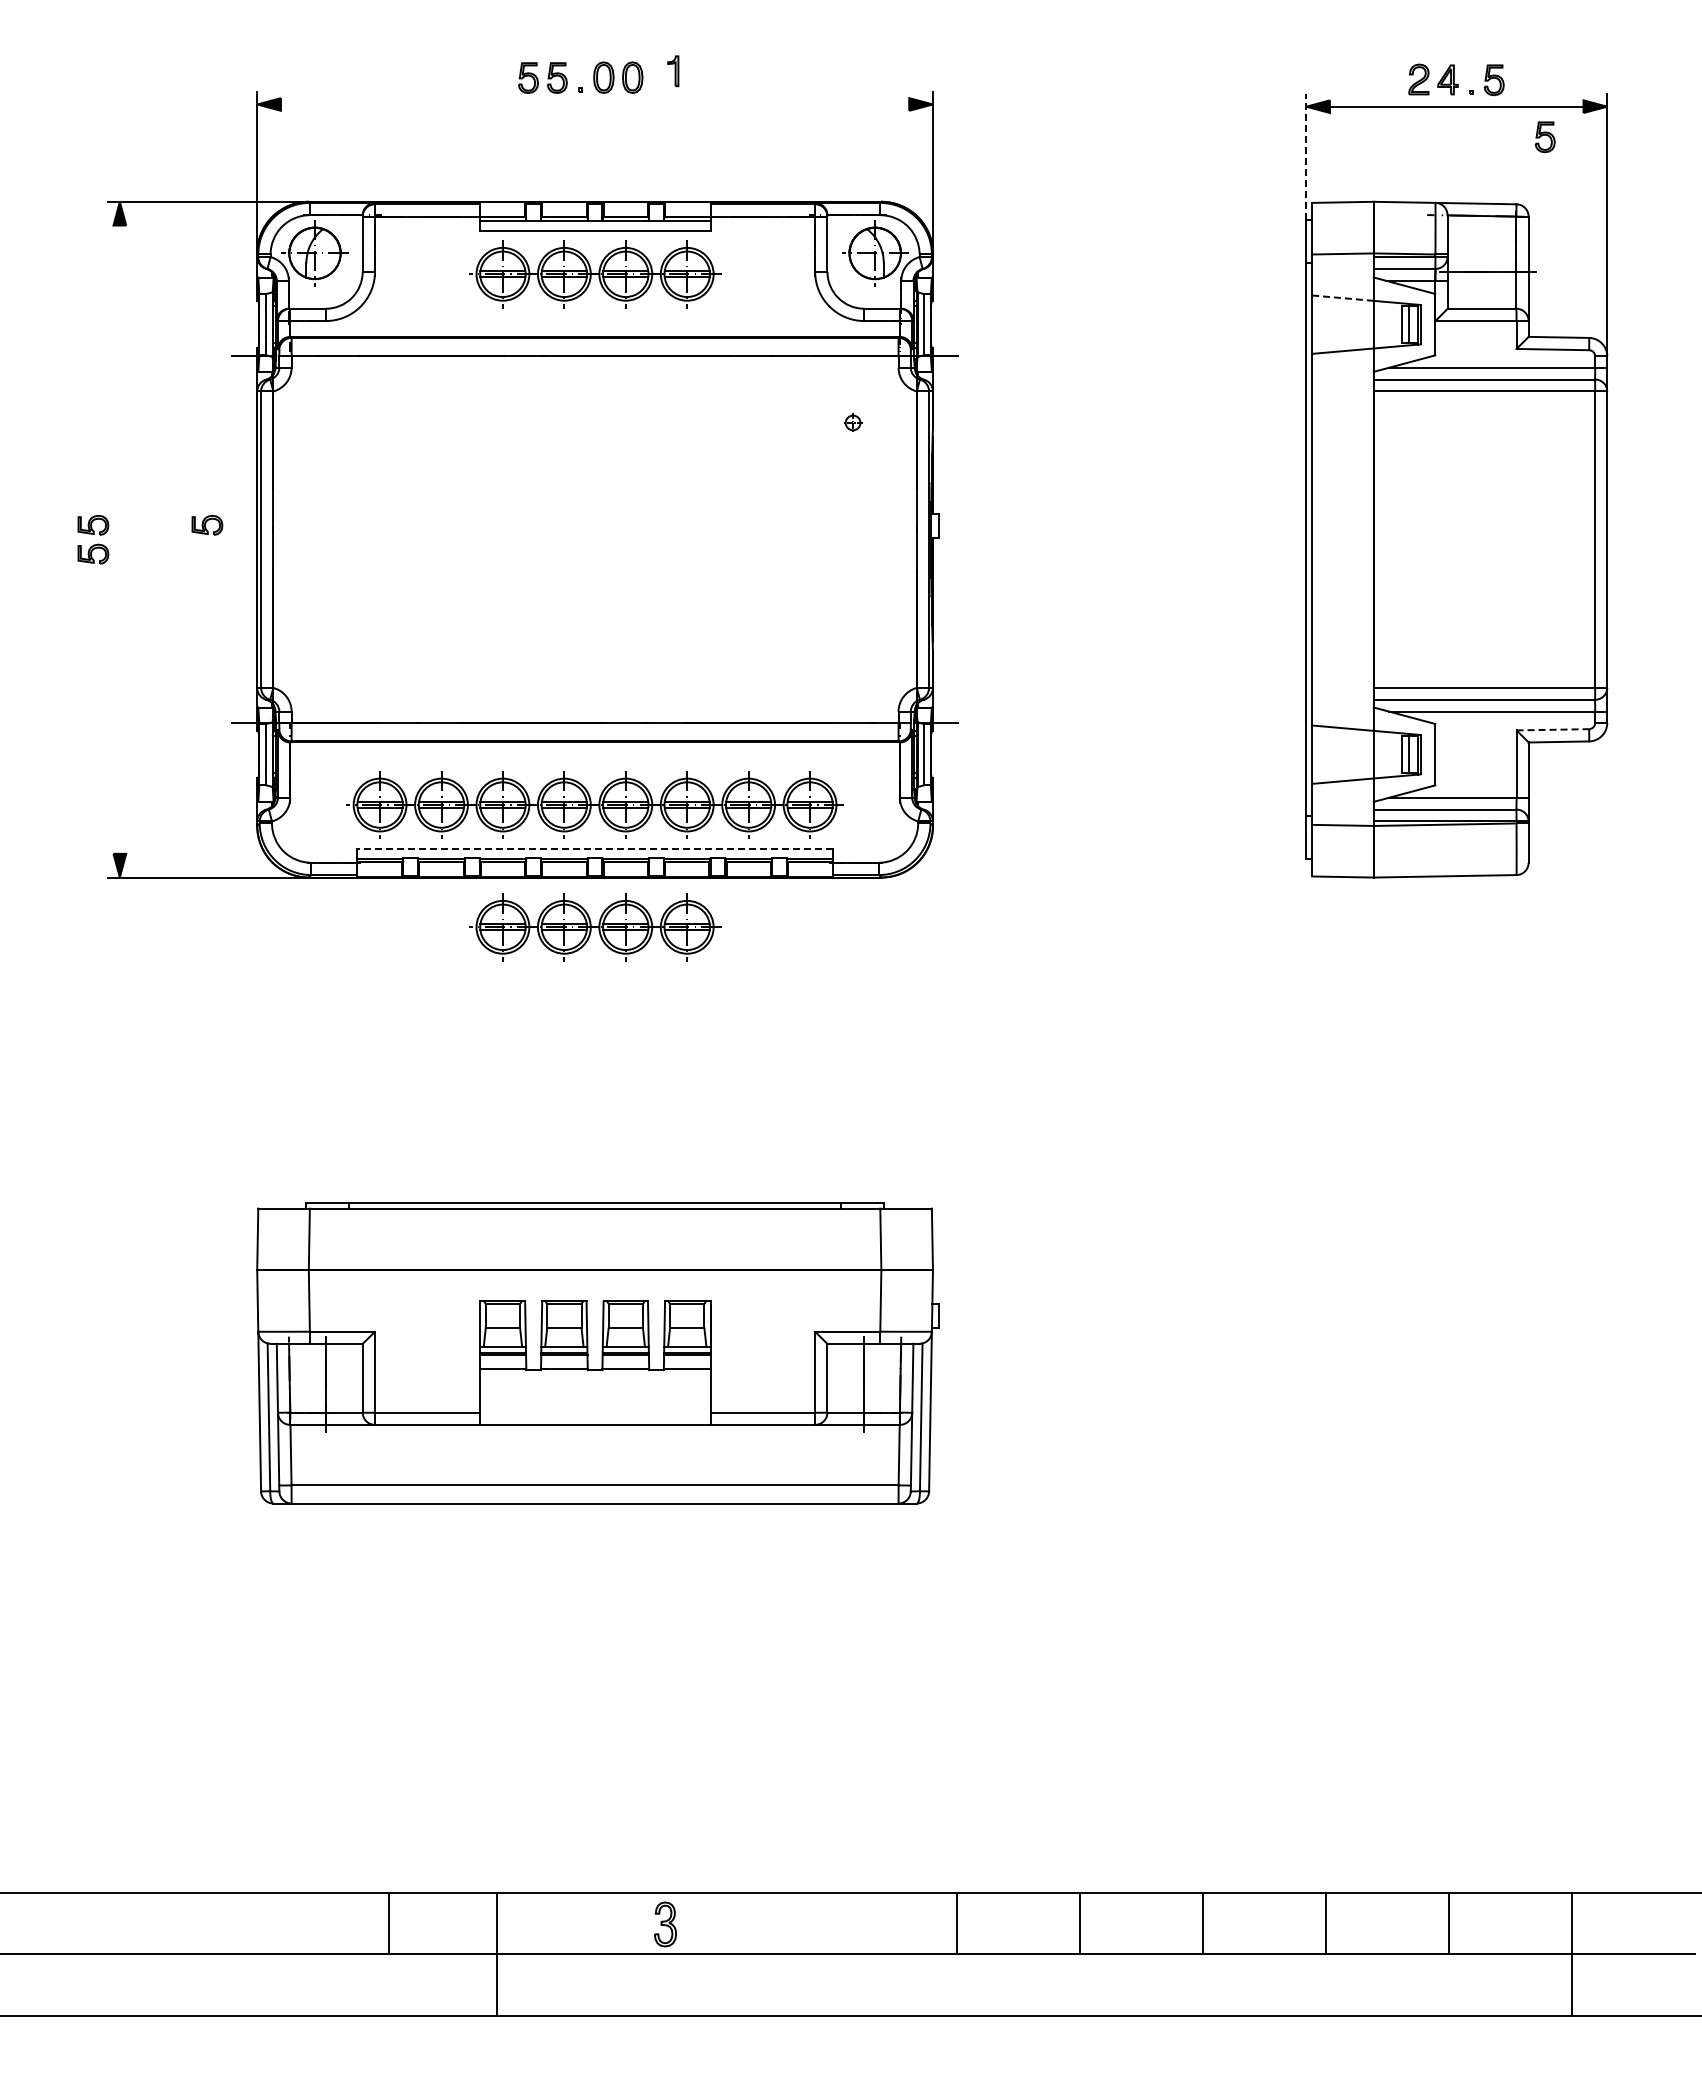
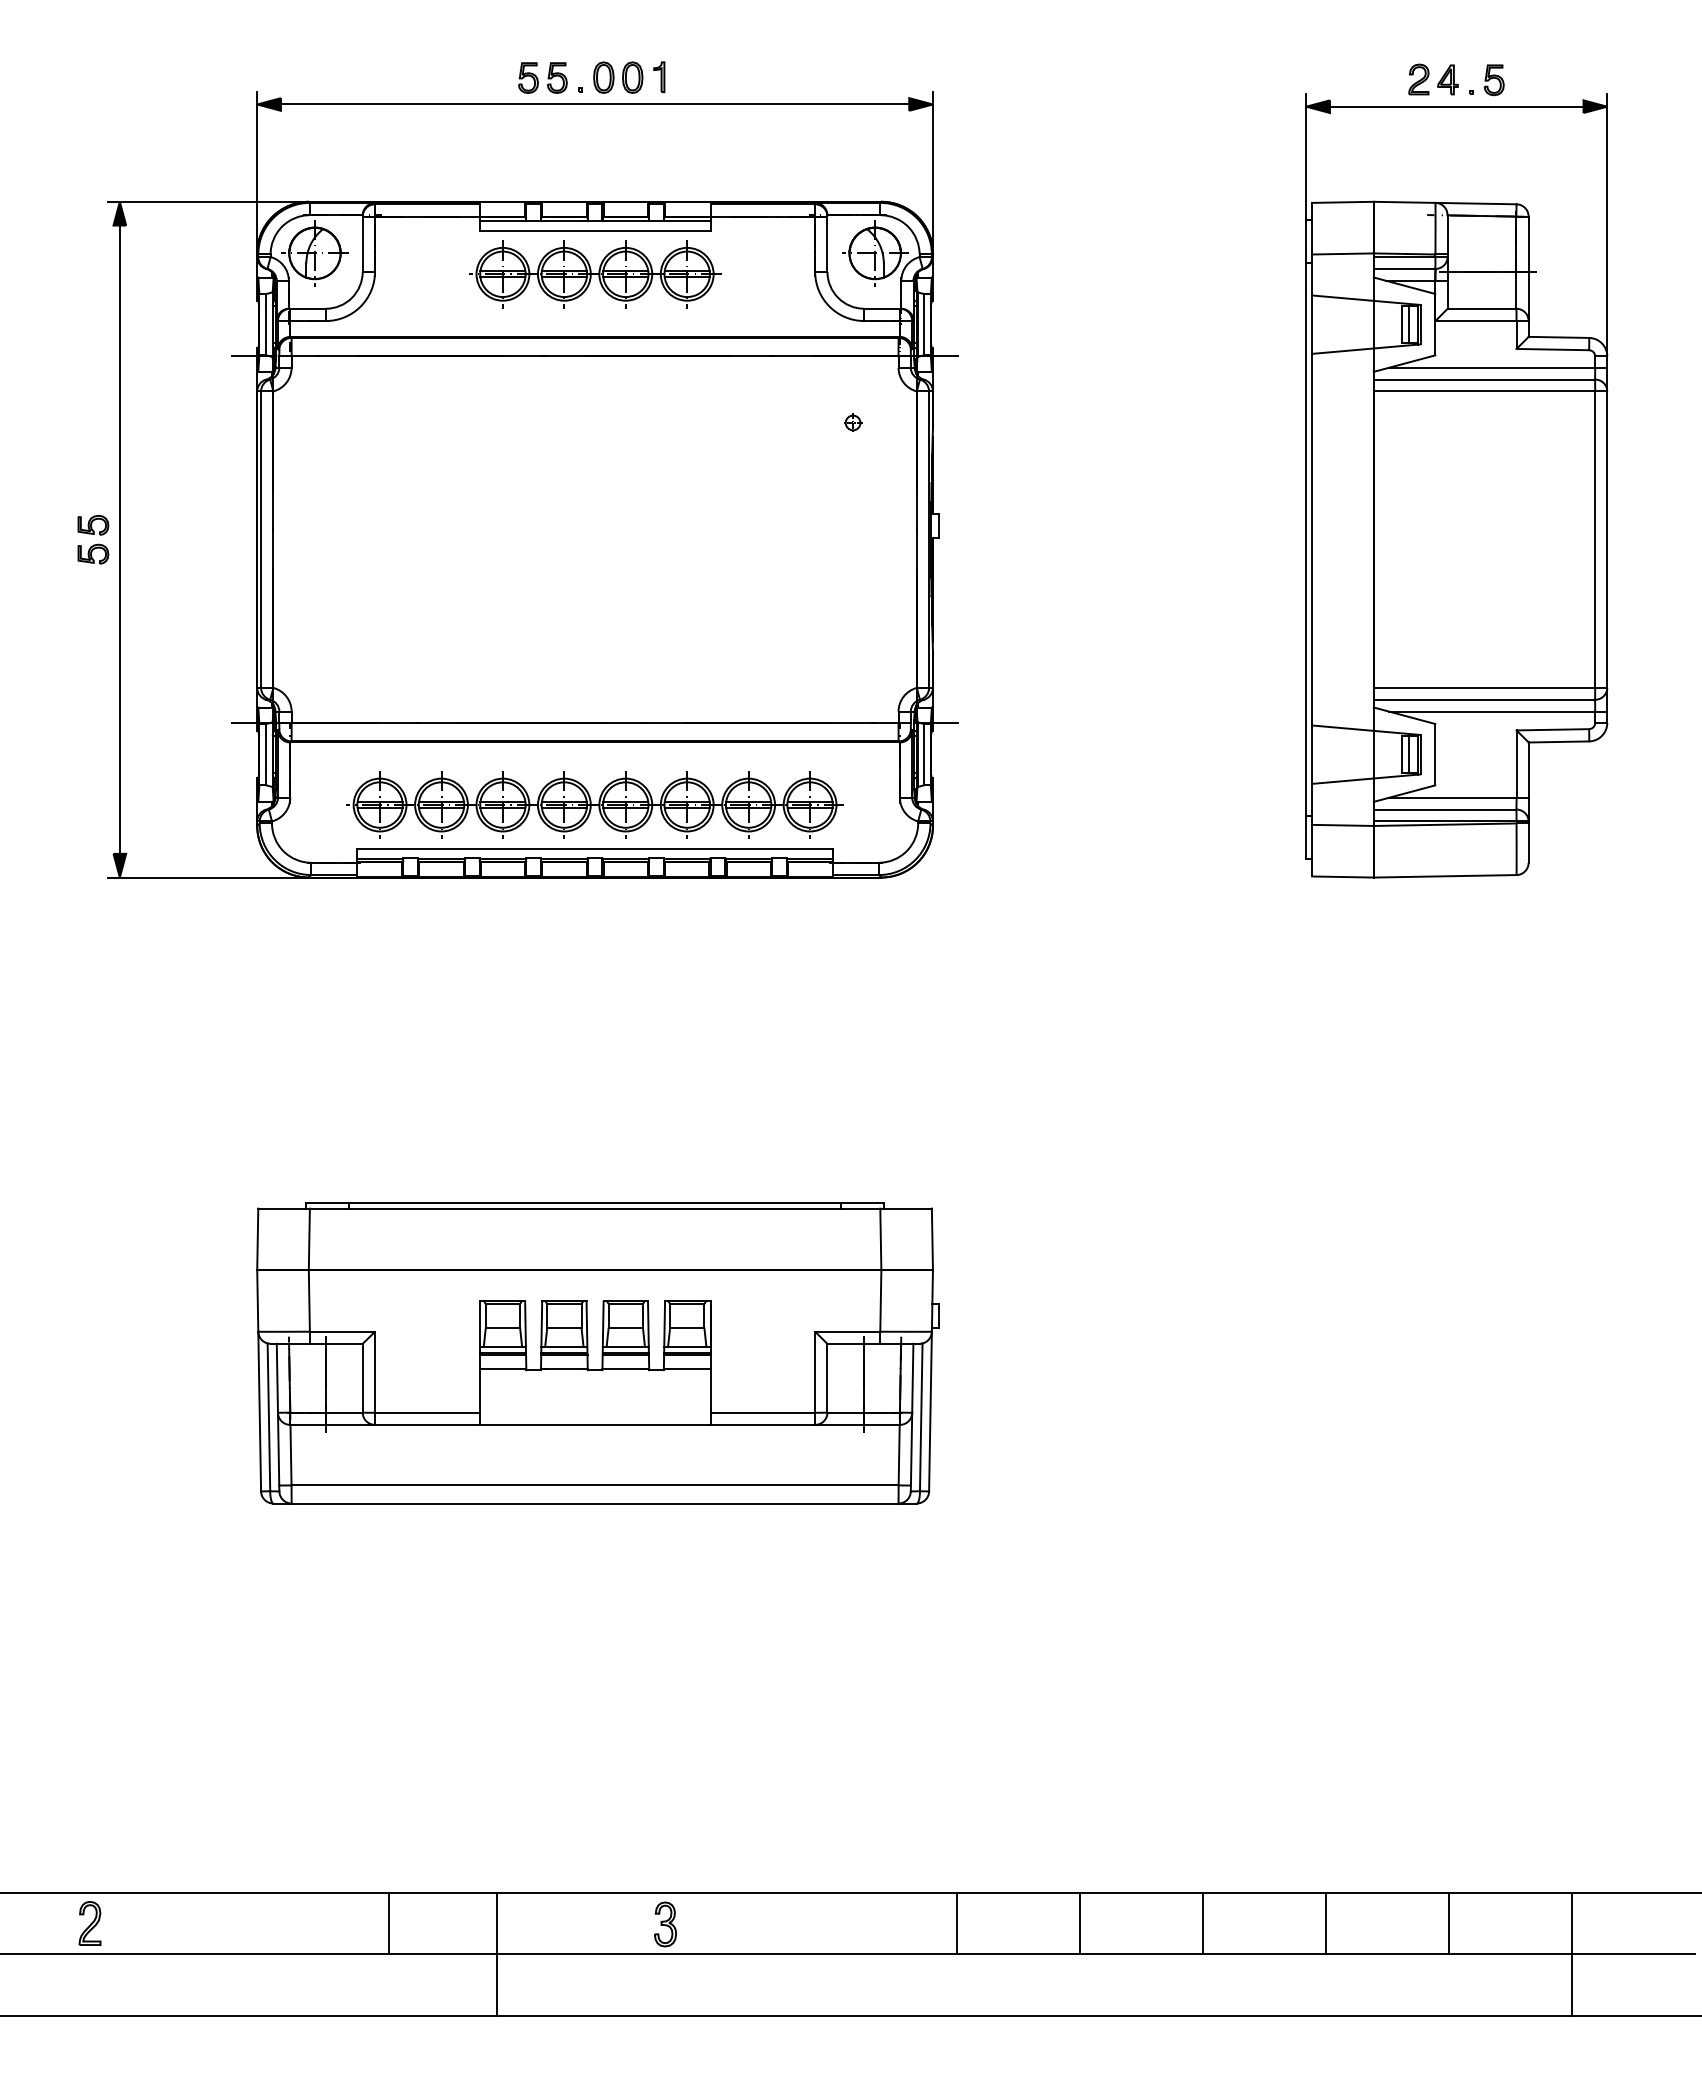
part position: (673, 71) -> (659, 77) (659, 77)
line: none -> present (594, 104)
part: present -> none (1544, 137)
line: dashed -> solid (1306, 157)
line: dashed -> solid (1343, 298)
part: present -> none (207, 524)
line: none -> present (119, 539)
line: dashed -> solid (1553, 729)
line: dashed -> solid (594, 848)
part: present -> none (595, 927)
part: none -> present (89, 1923)
